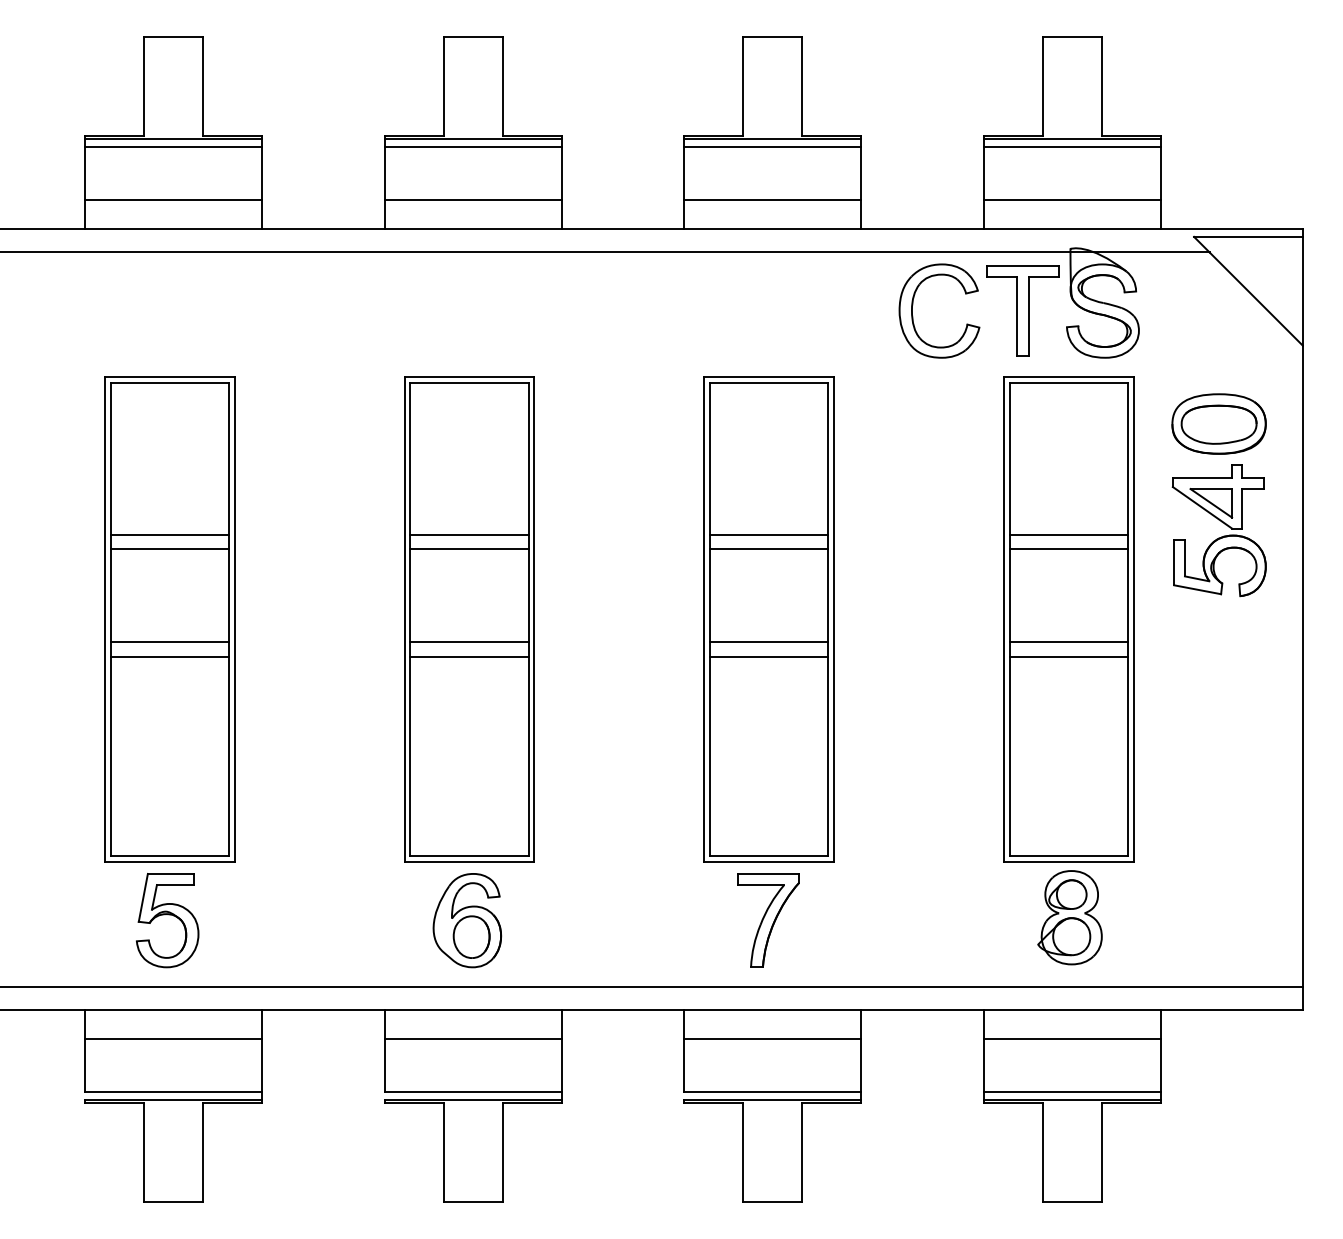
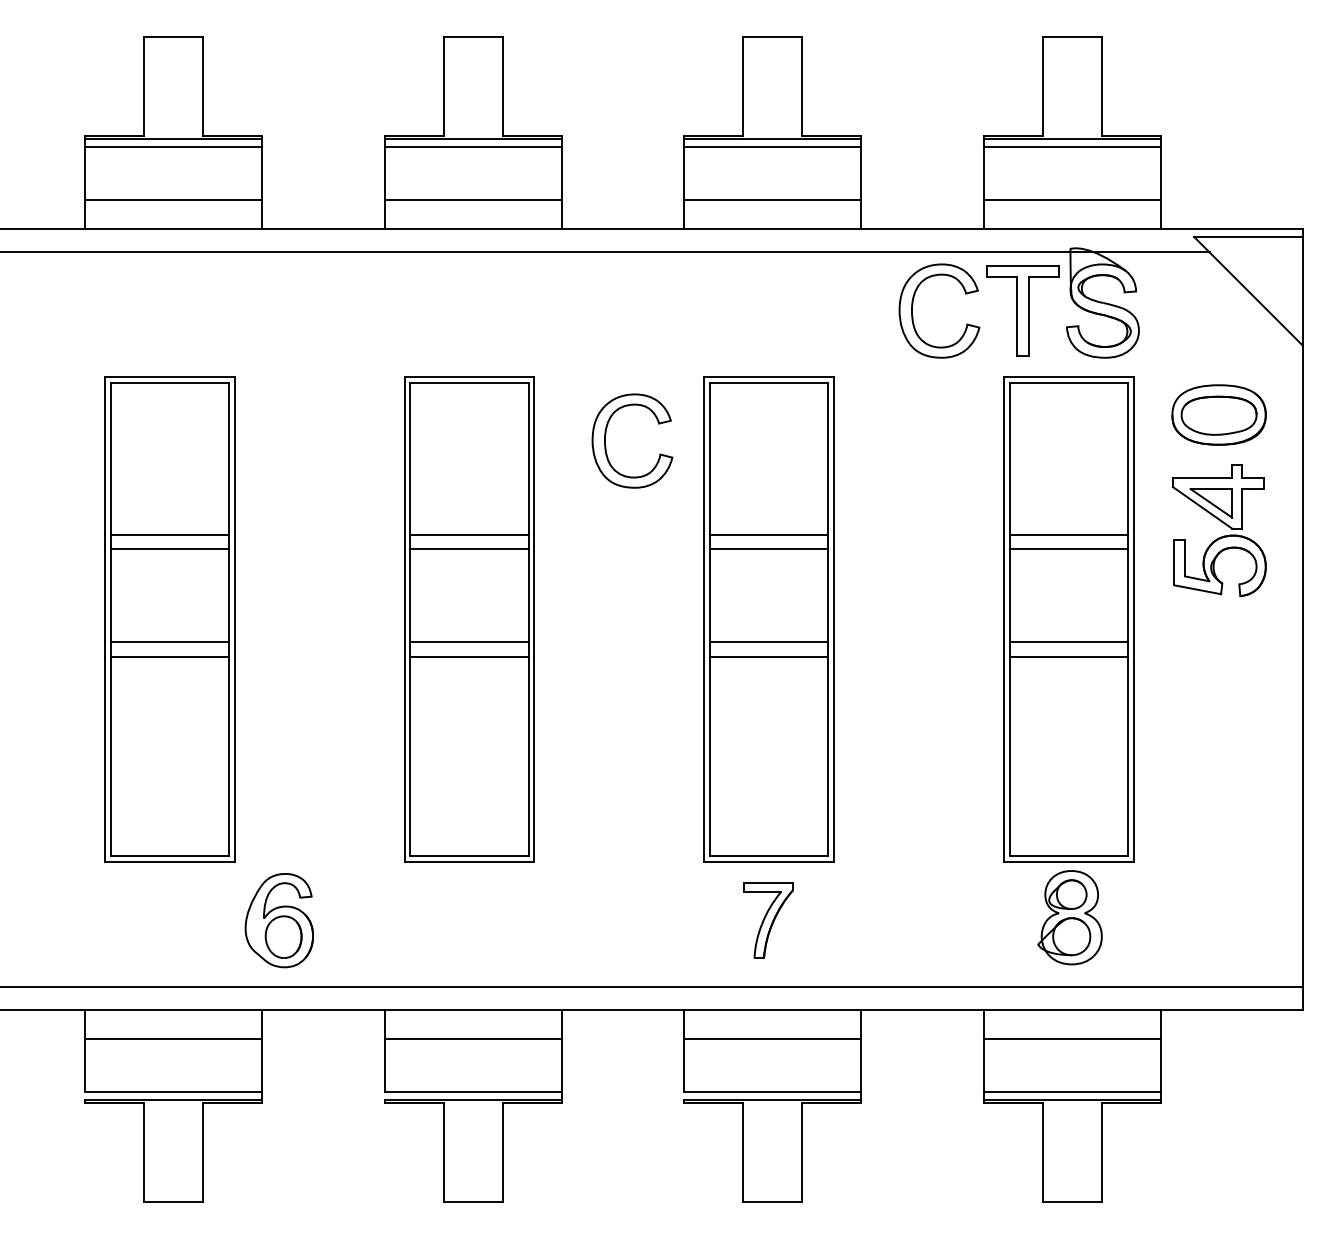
part position: (1218, 423) -> (1218, 414) (1218, 414)
part: none -> present (606, 435)
part: present -> none (167, 920)
part position: (467, 920) -> (279, 920) (279, 920)
part size: 63x95 px -> 51x77 px (768, 920)
